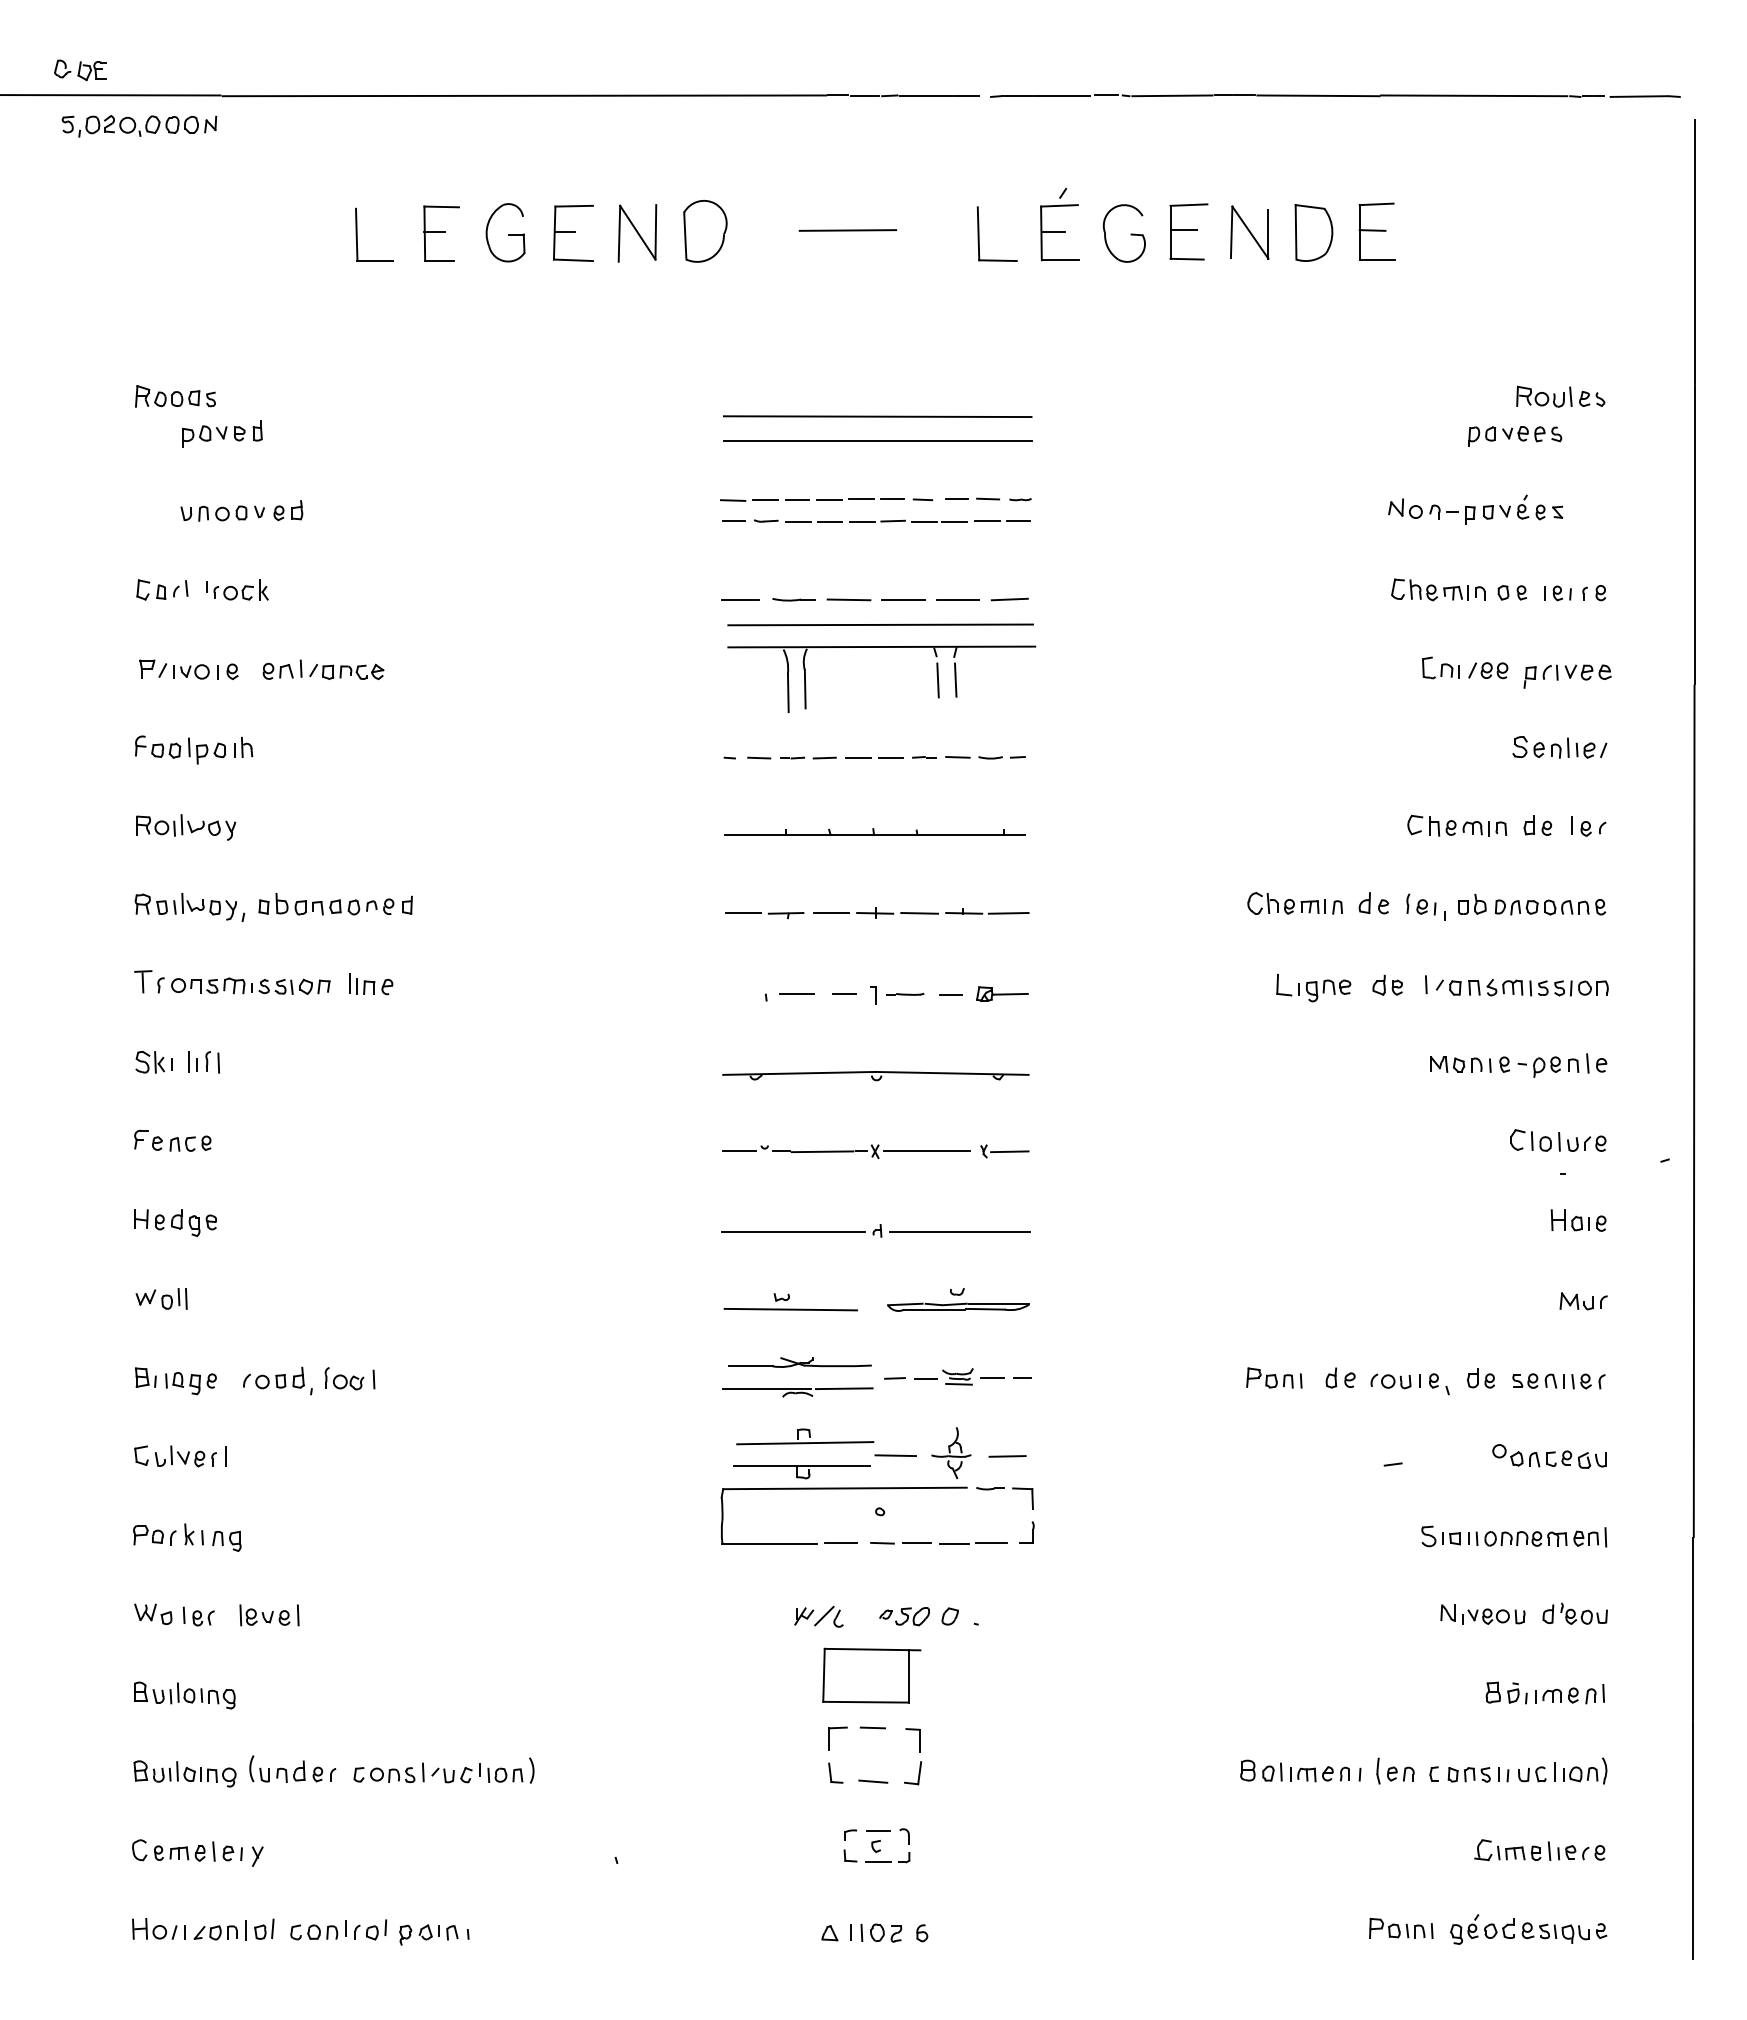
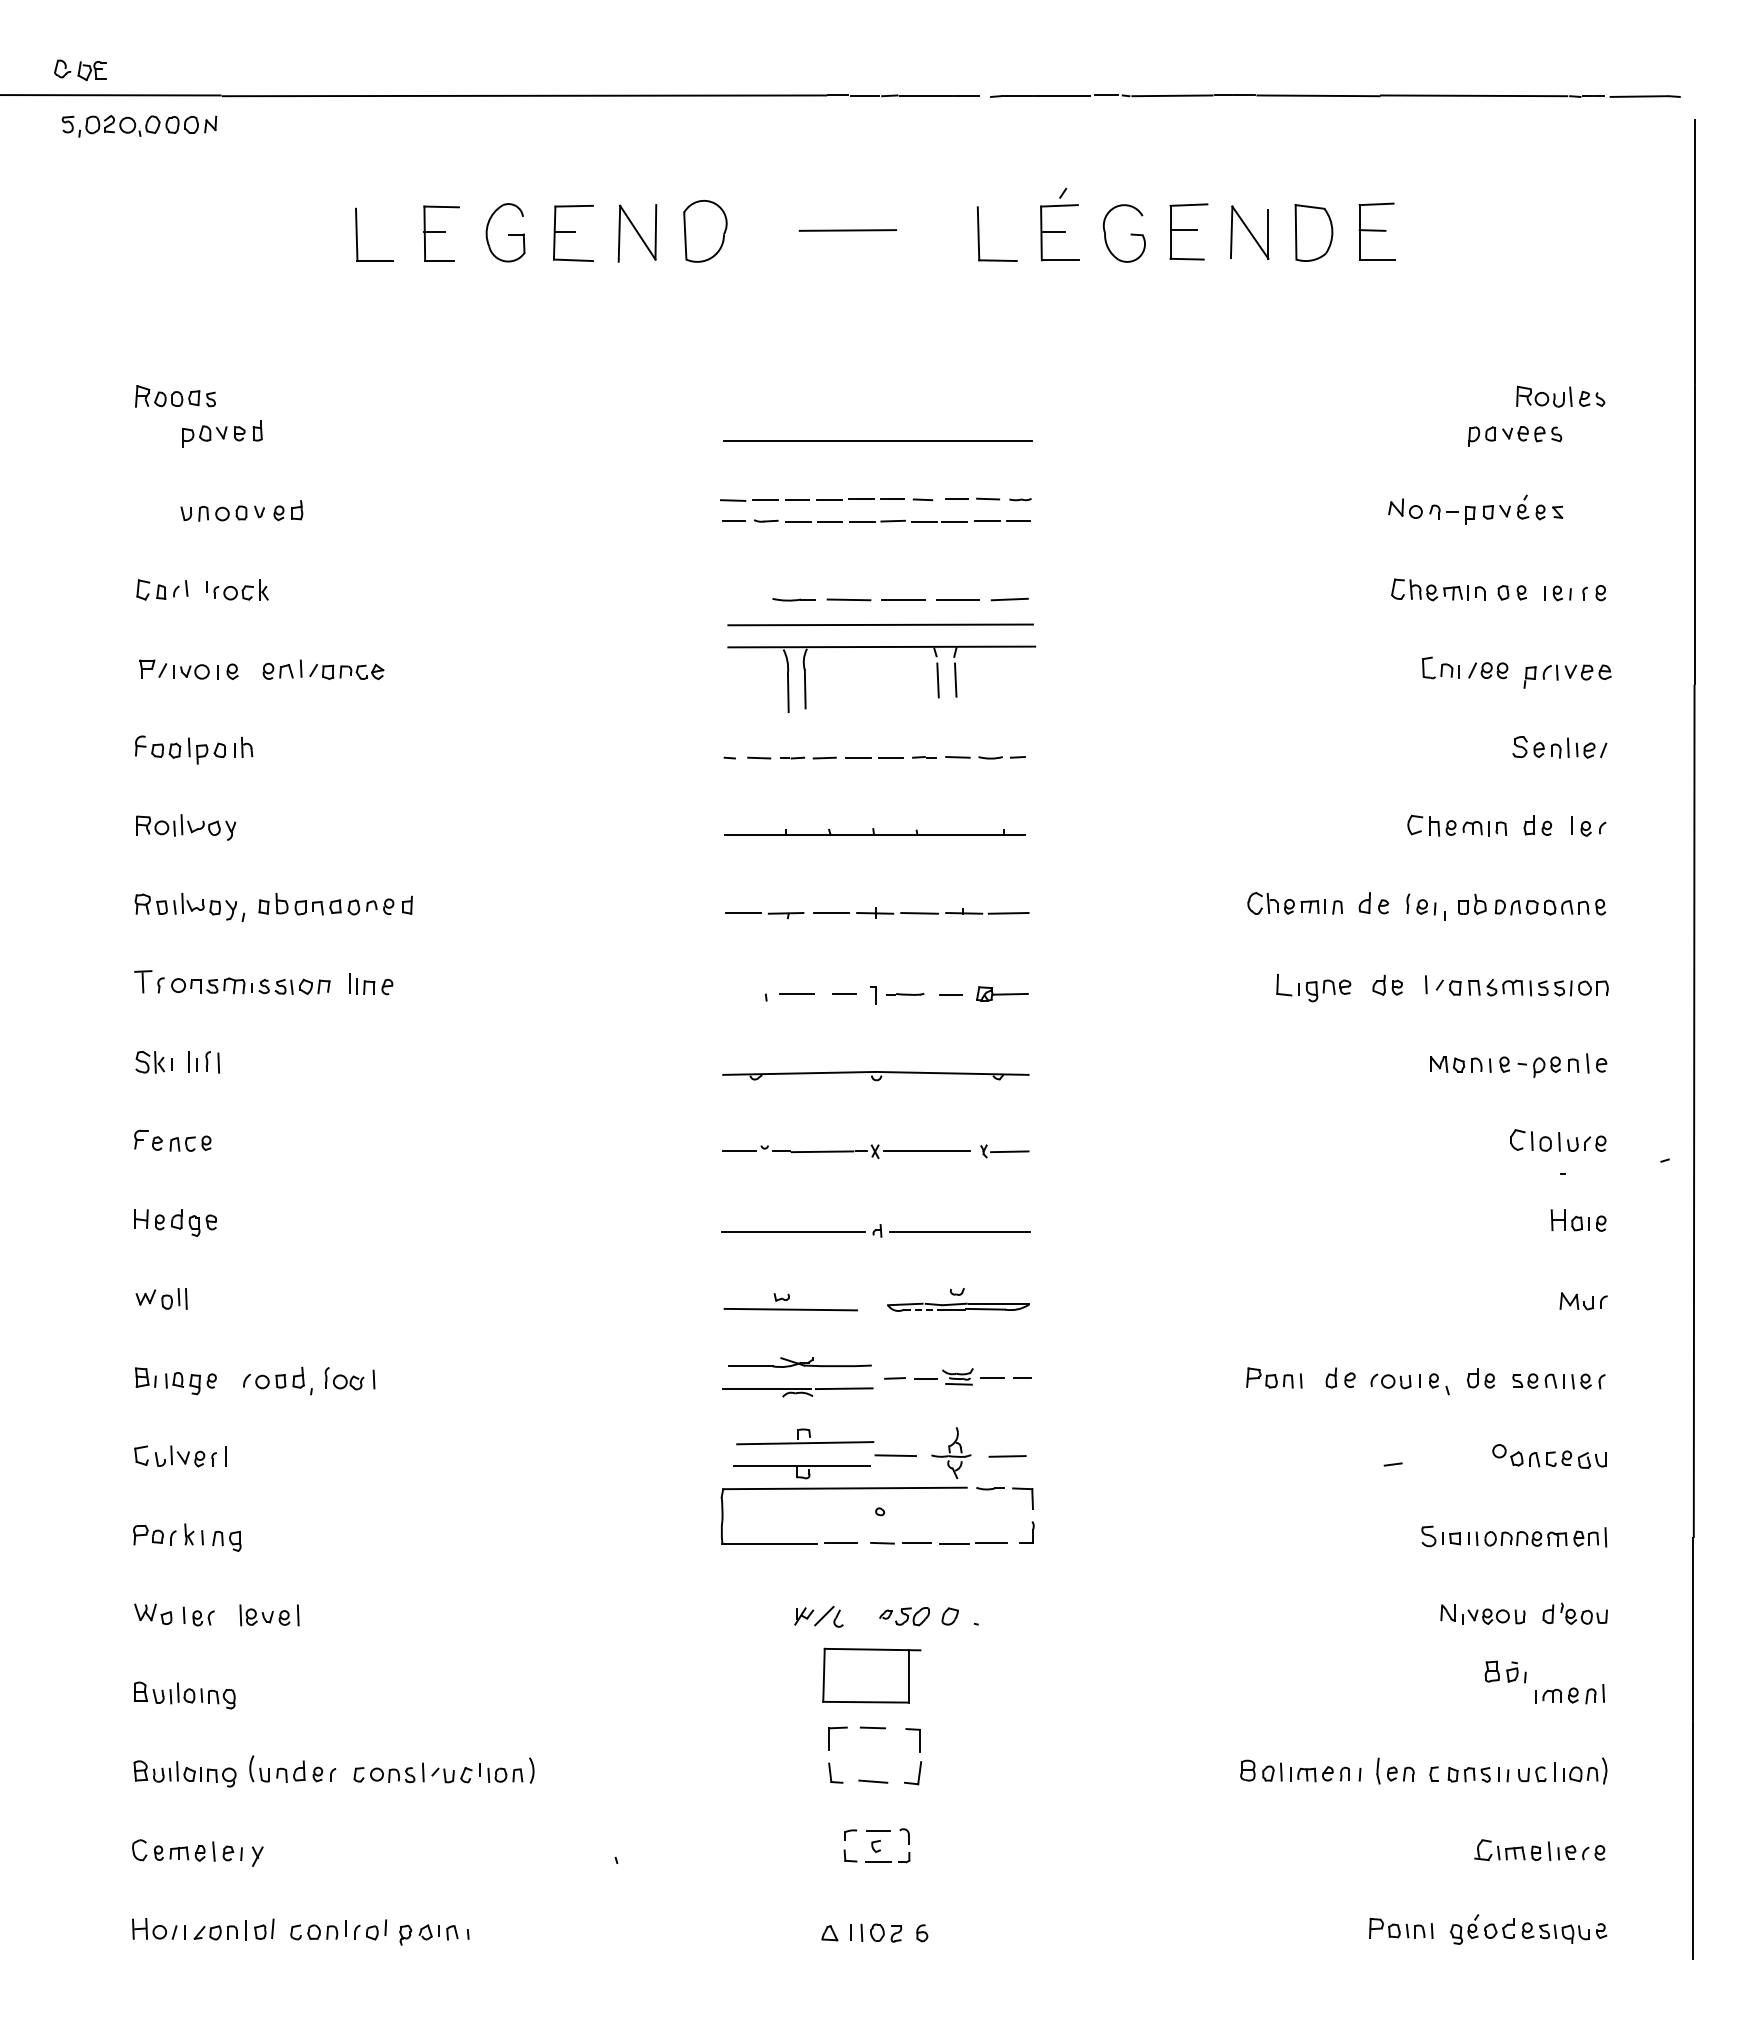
line: present -> none (877, 416)
line: present -> none (740, 599)
line: solid -> dashed (920, 1309)
part position: (1506, 1692) -> (1505, 1671) (1505, 1671)
